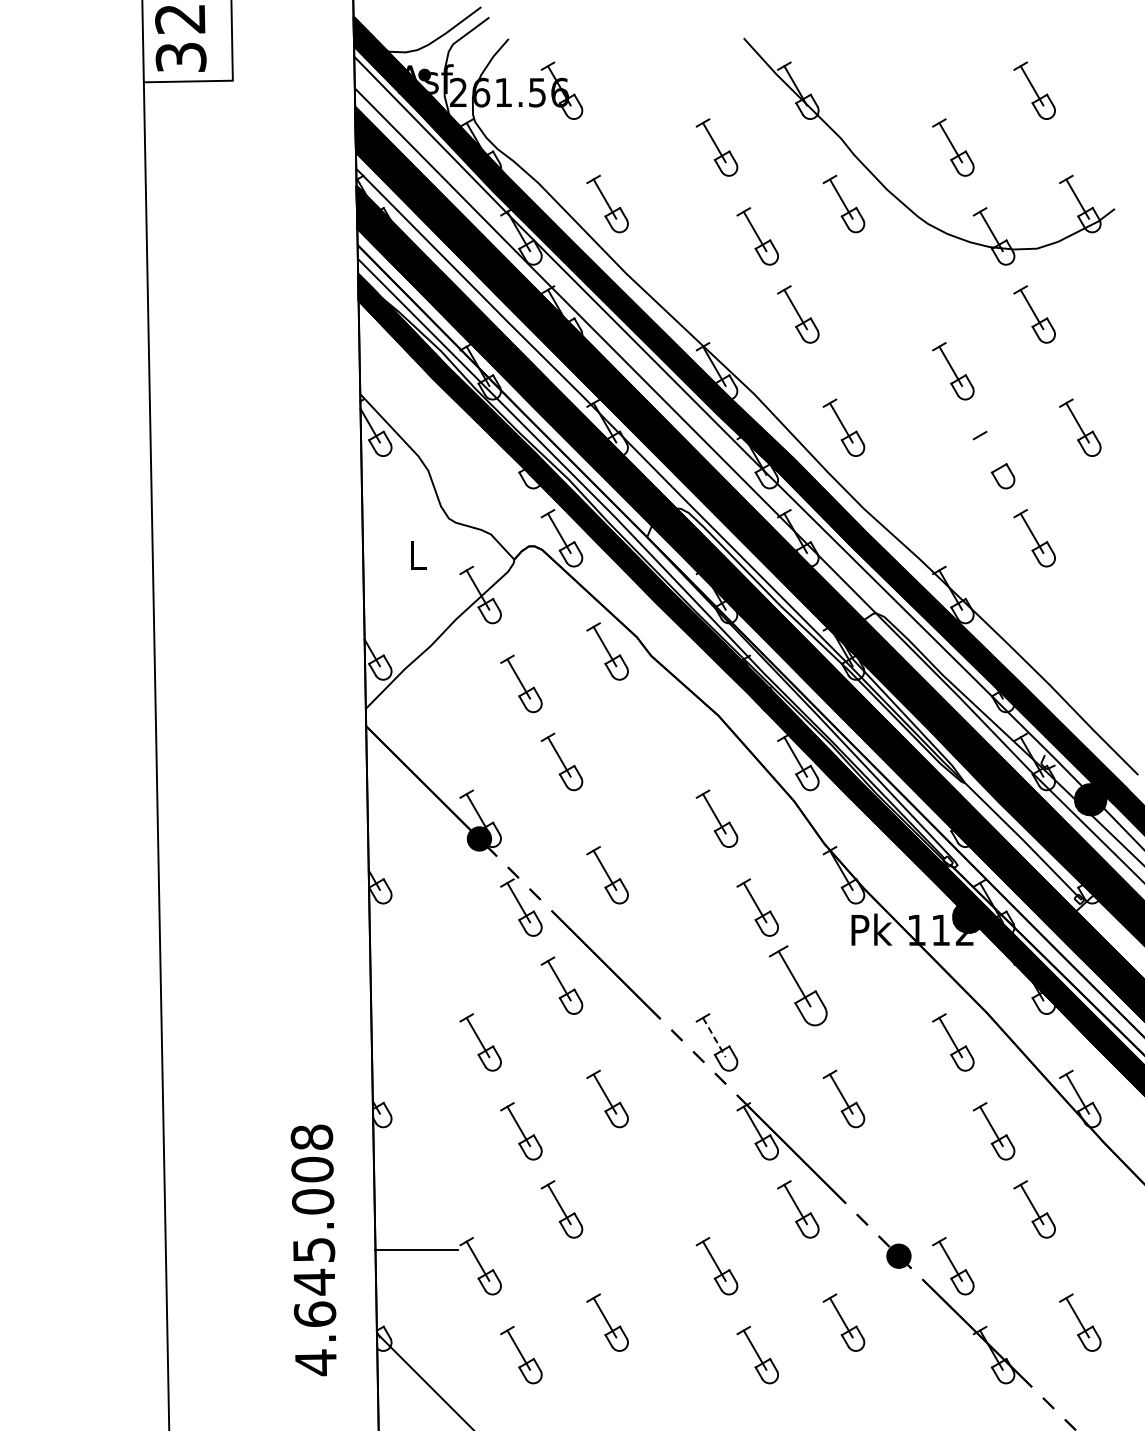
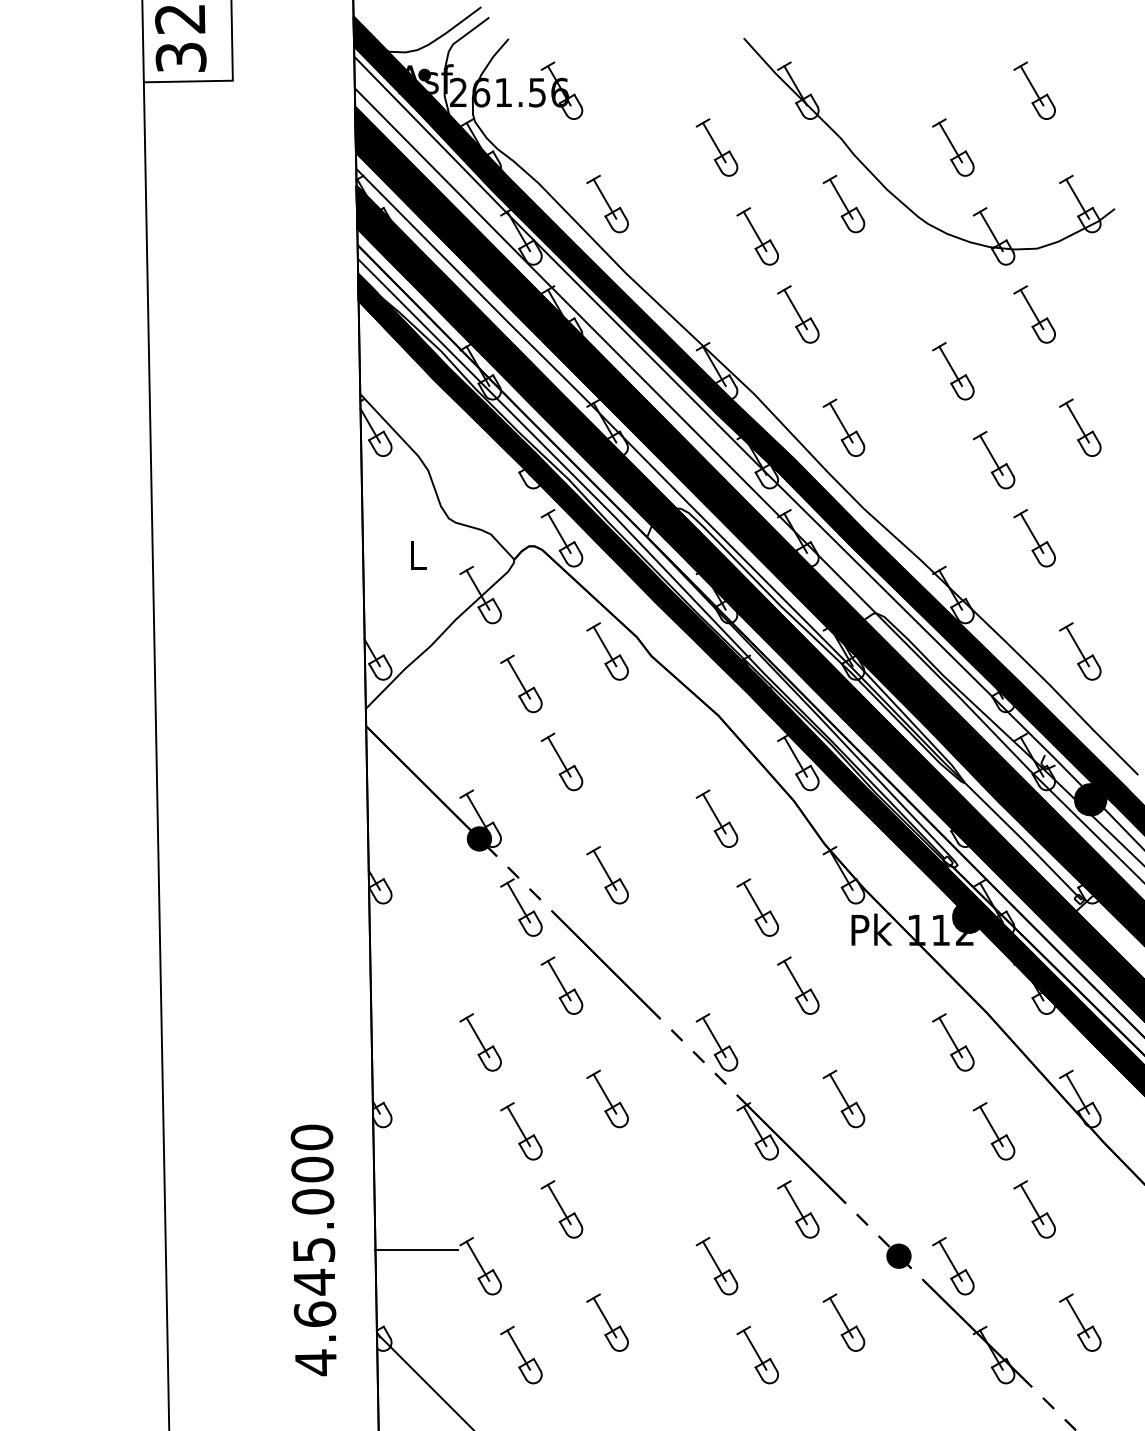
line: none -> present (991, 454)
part: none -> present (1080, 651)
part size: 60x82 px -> 43x59 px (798, 985)
line: dashed -> solid (714, 1037)
text: 4.645.008 -> 4.645.000 (311, 1137)
